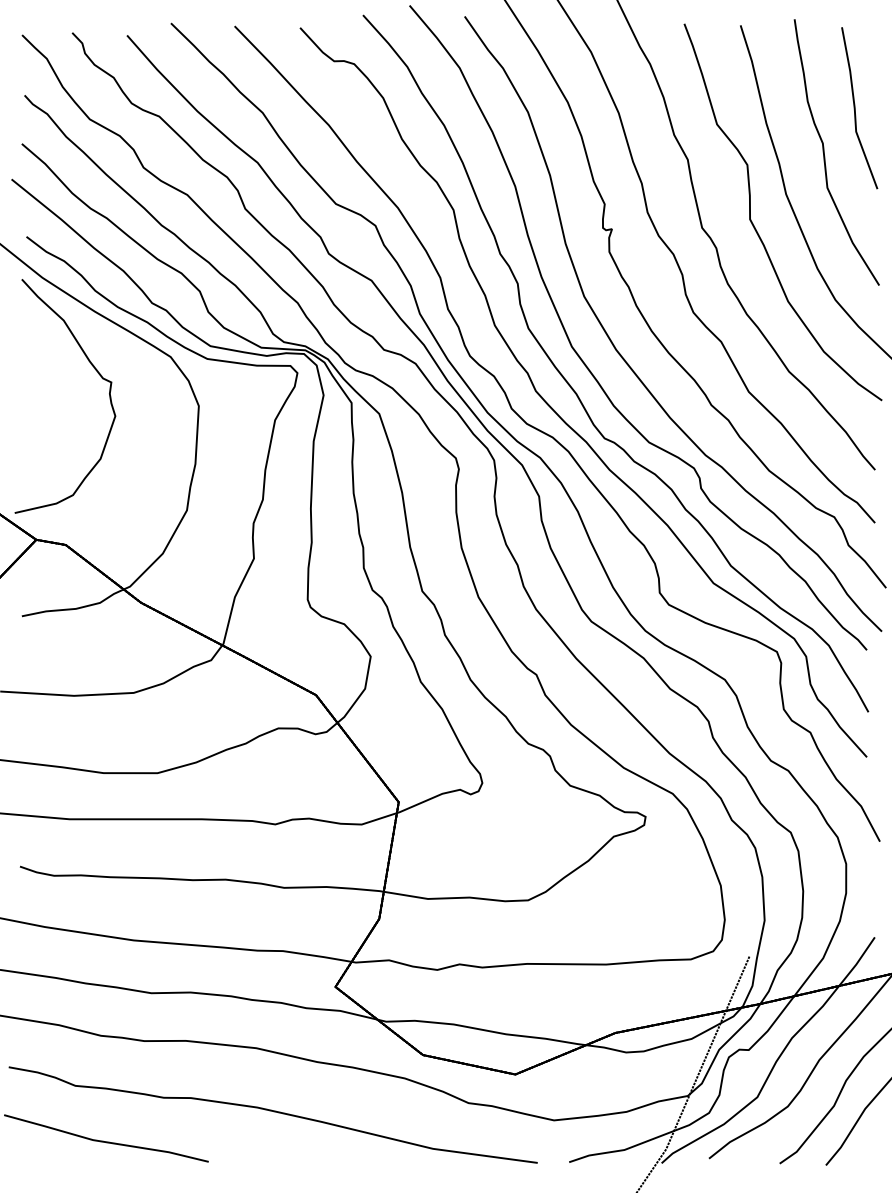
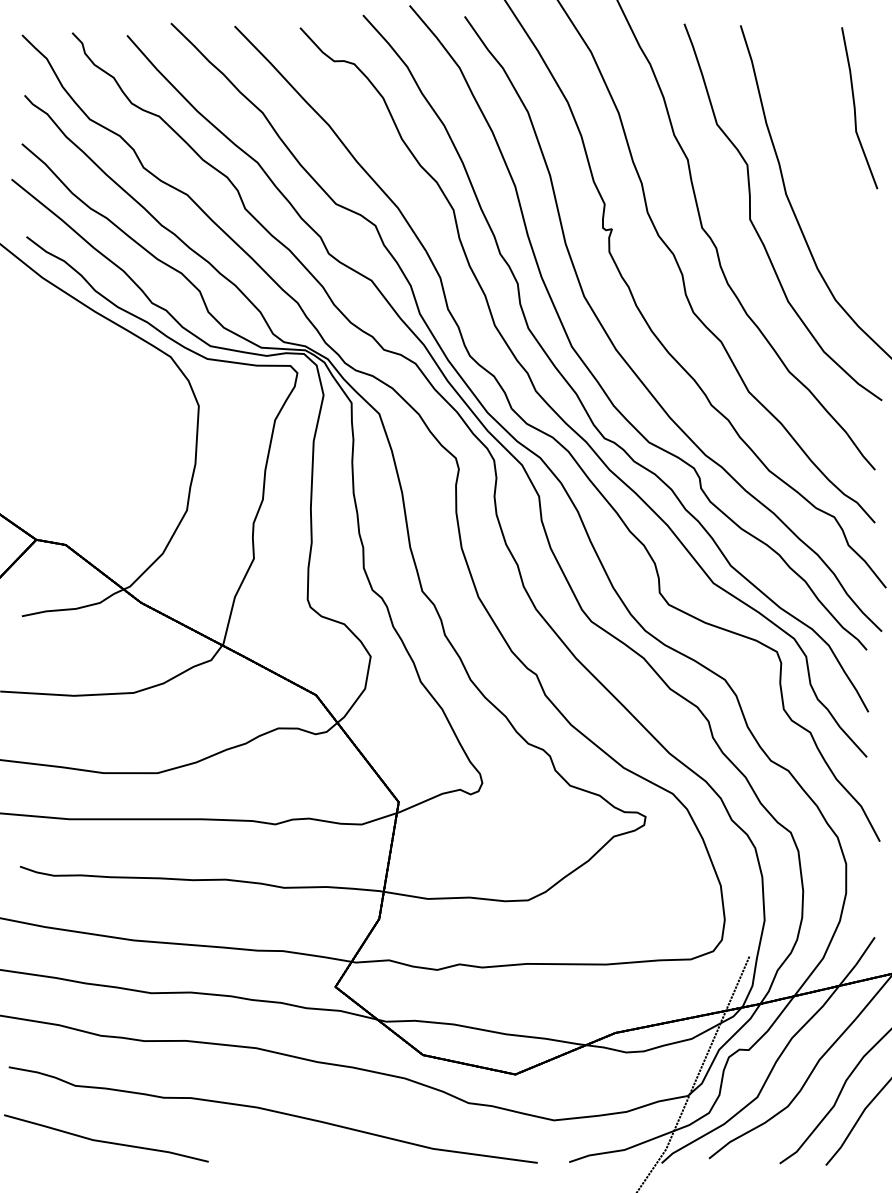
part: present -> none (825, 156)
curve: present -> none (94, 369)
